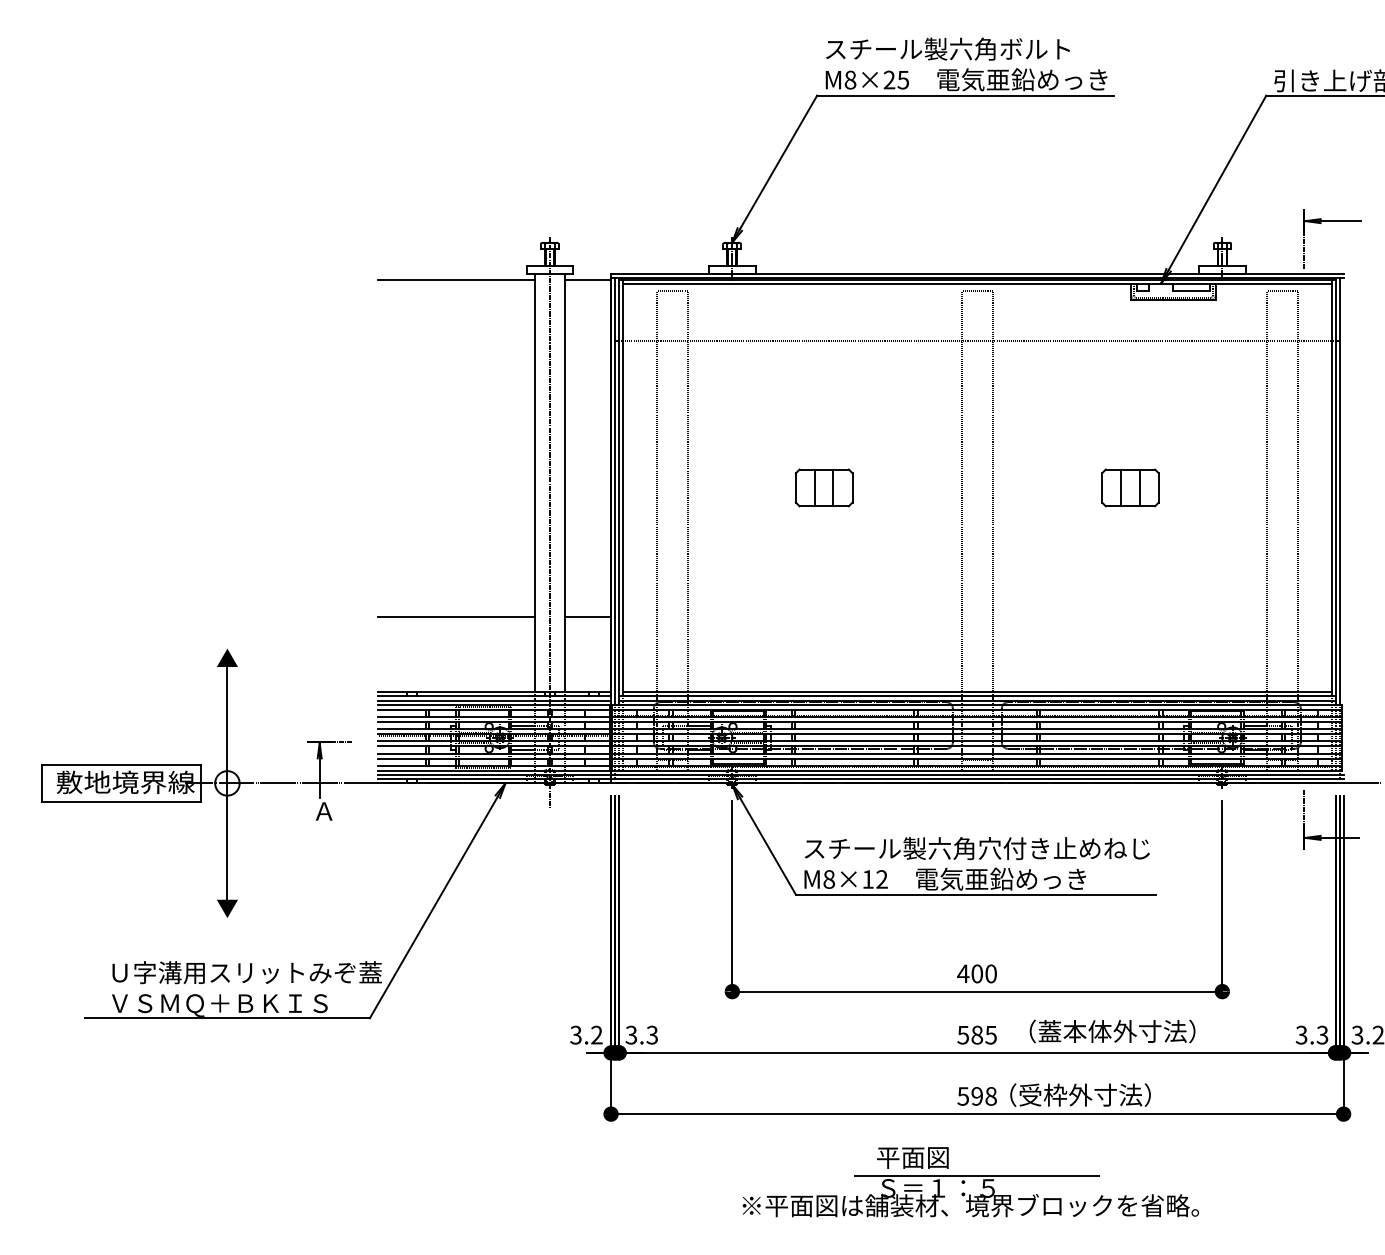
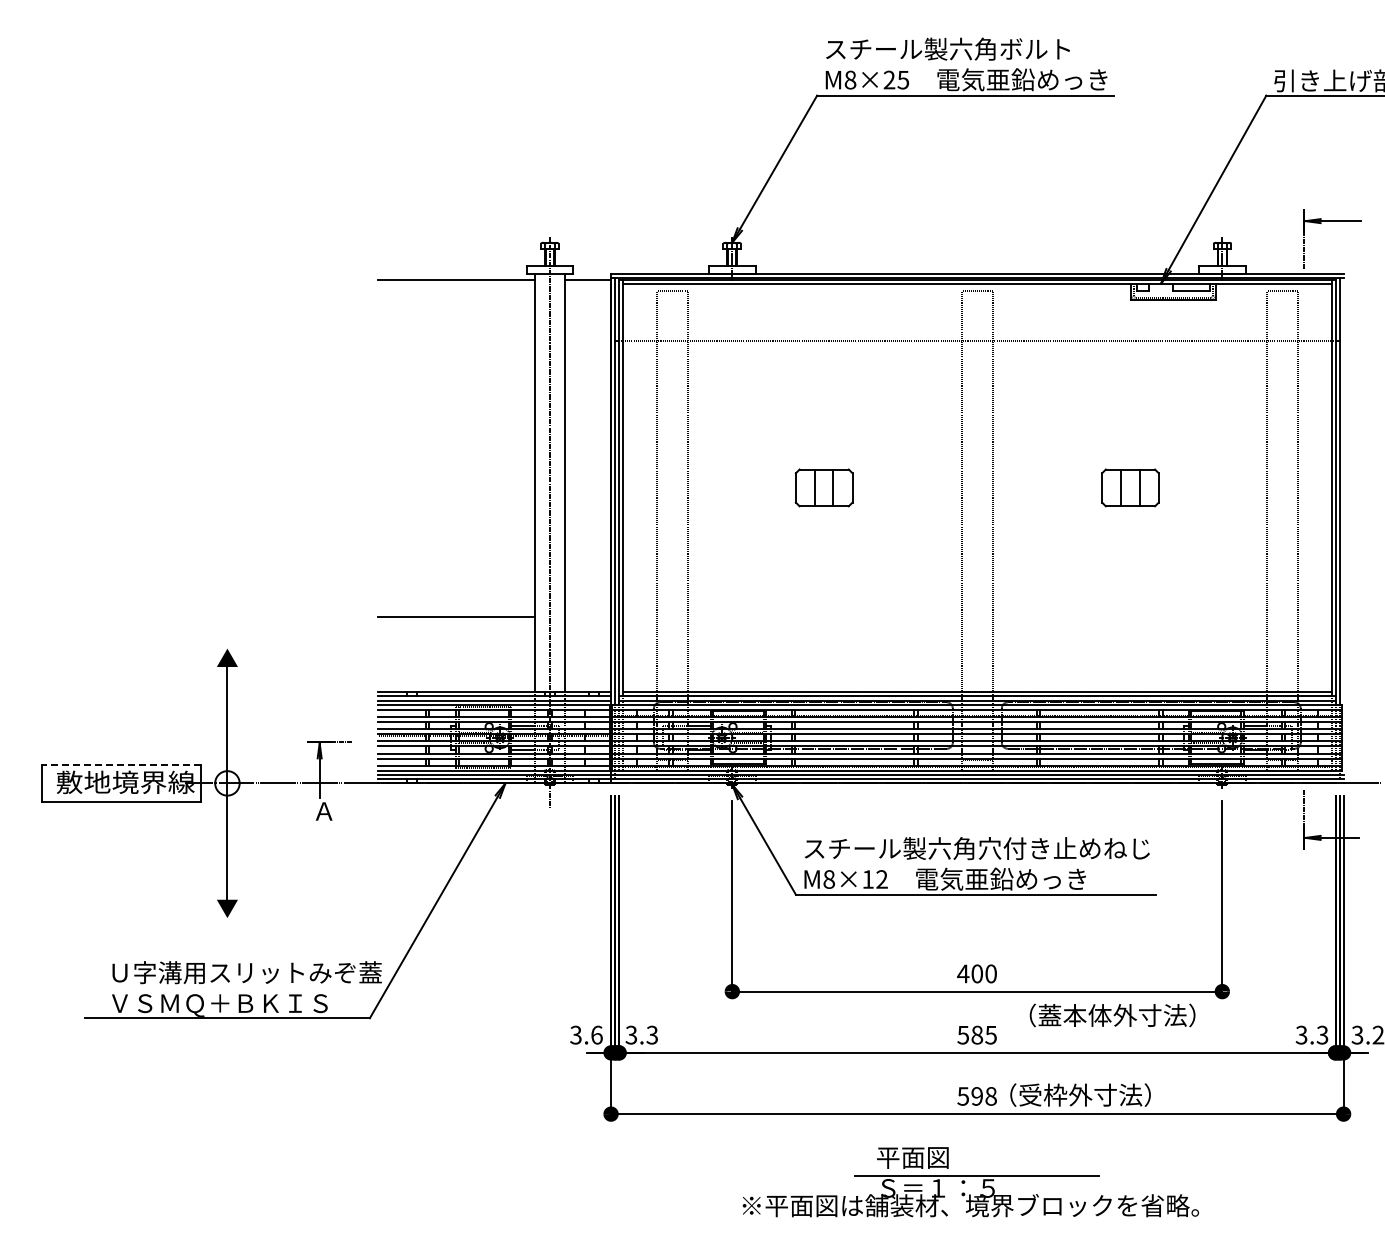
line: present -> none (588, 616)
line: solid -> dashed (121, 765)
text position: (1112, 1031) -> (1112, 1015) (1112, 1015)
text: 3.2 -> 3.6 (596, 1034)
